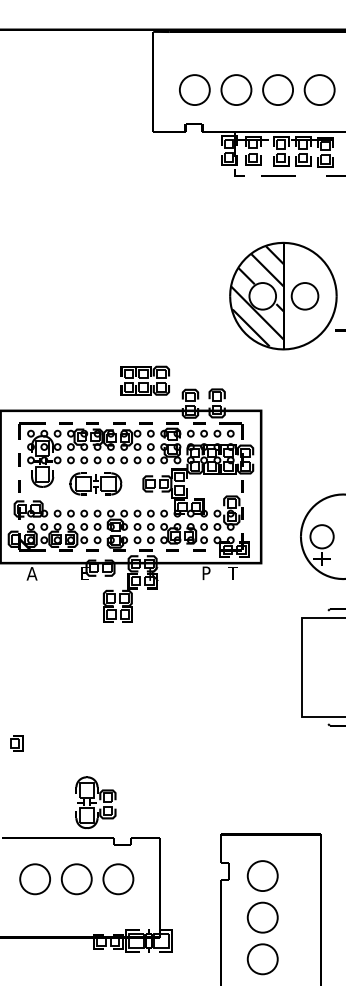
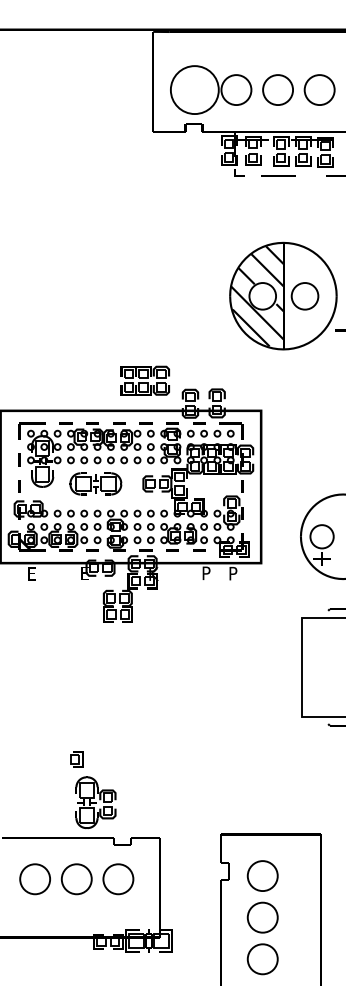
circle diameter: 30 px -> 48 px (194, 90)
text: A -> E (31, 573)
text: T -> P (232, 573)
part position: (16, 743) -> (76, 759) (76, 759)
